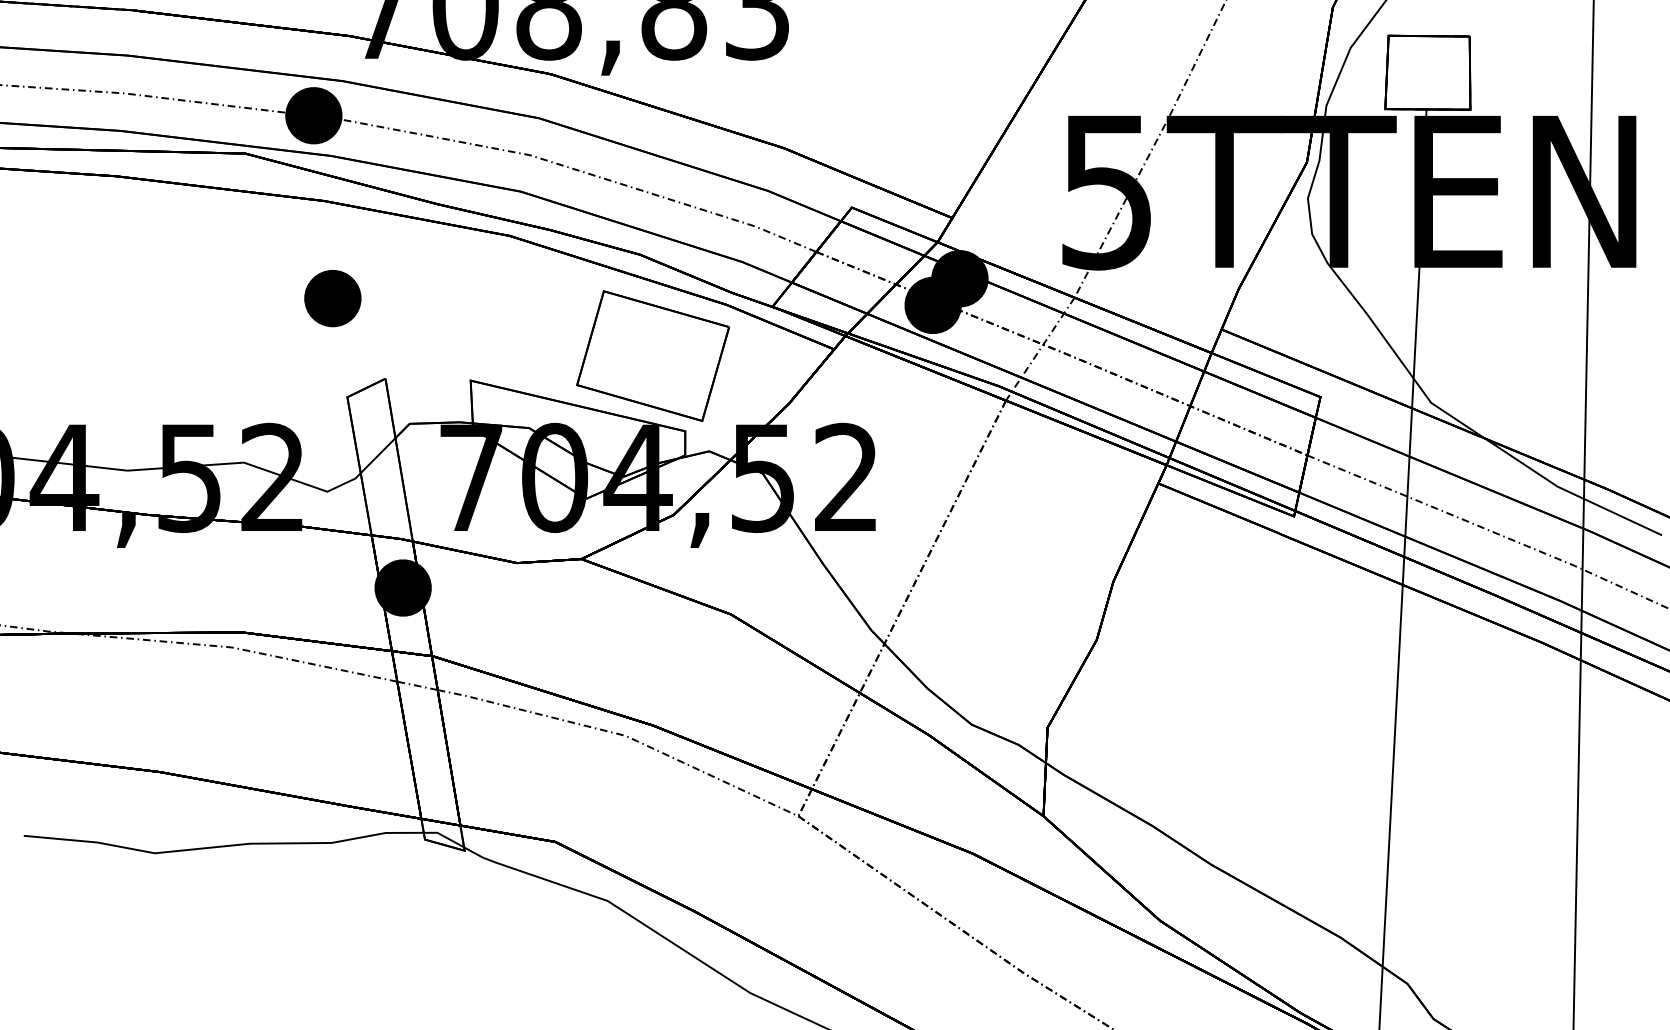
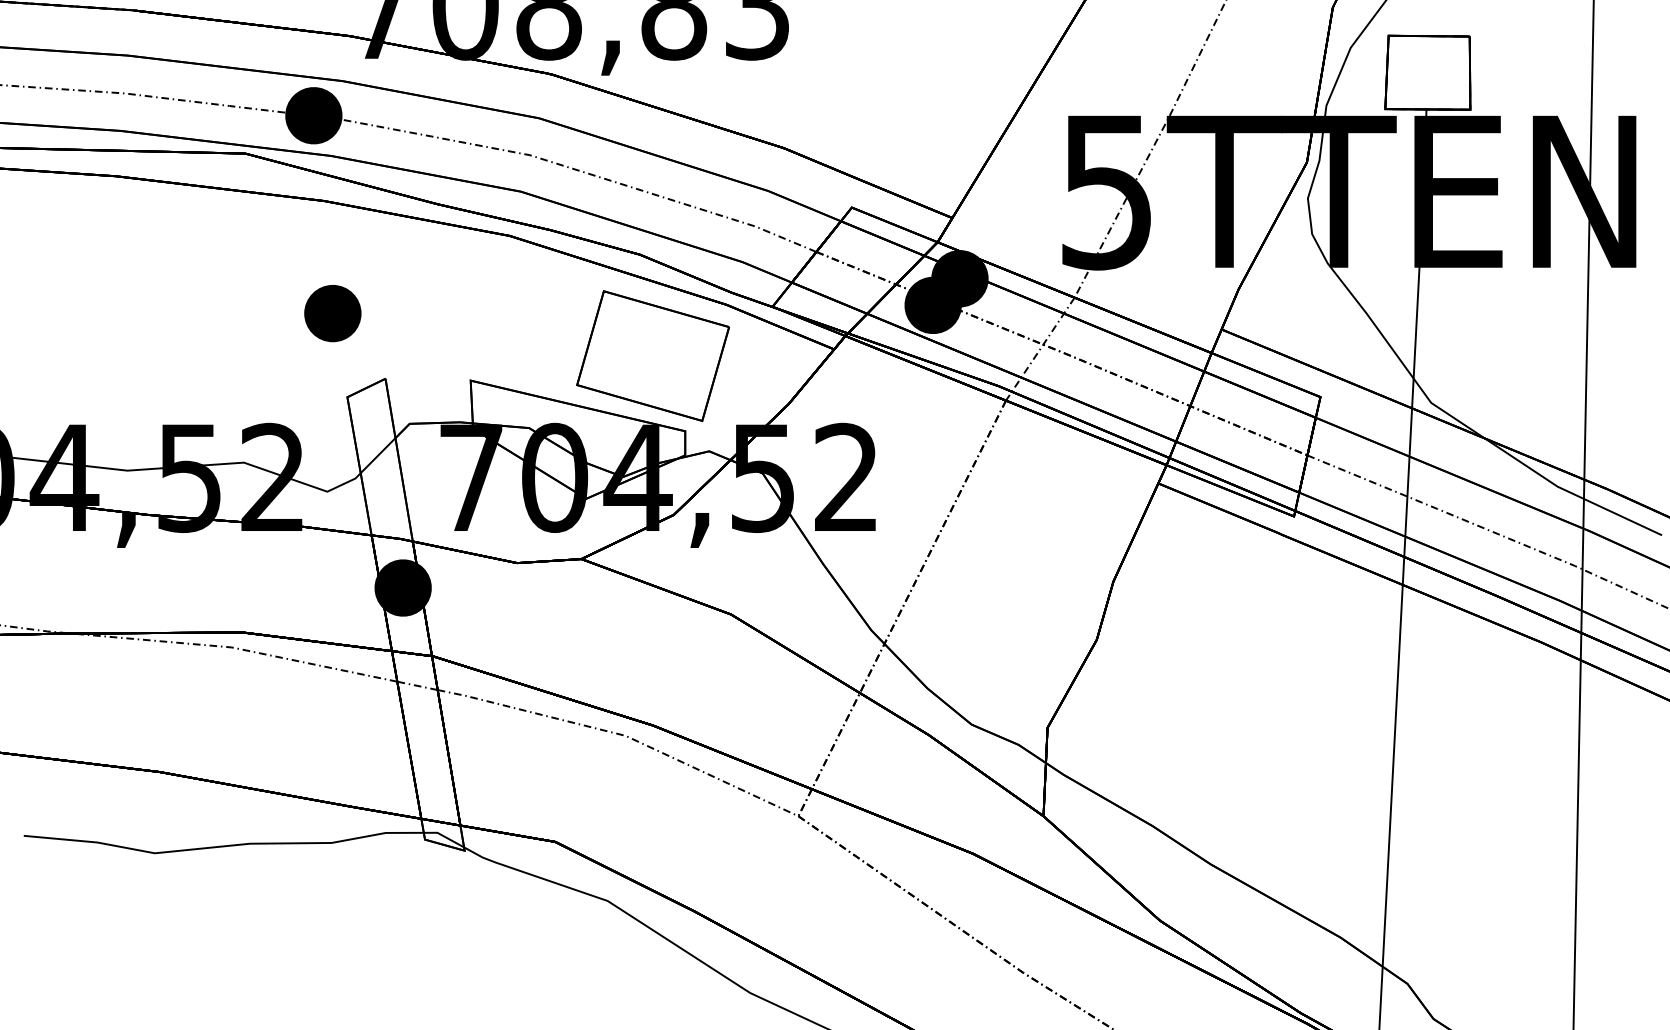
part position: (332, 298) -> (332, 313) (332, 313)
